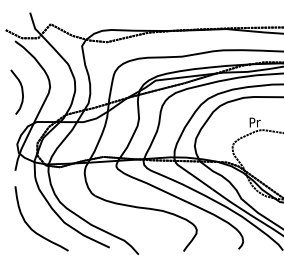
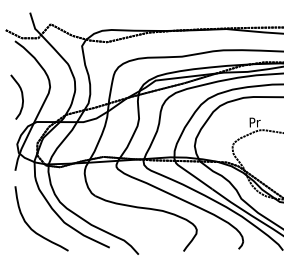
curve position: (21, 91) -> (21, 96) (21, 96)
